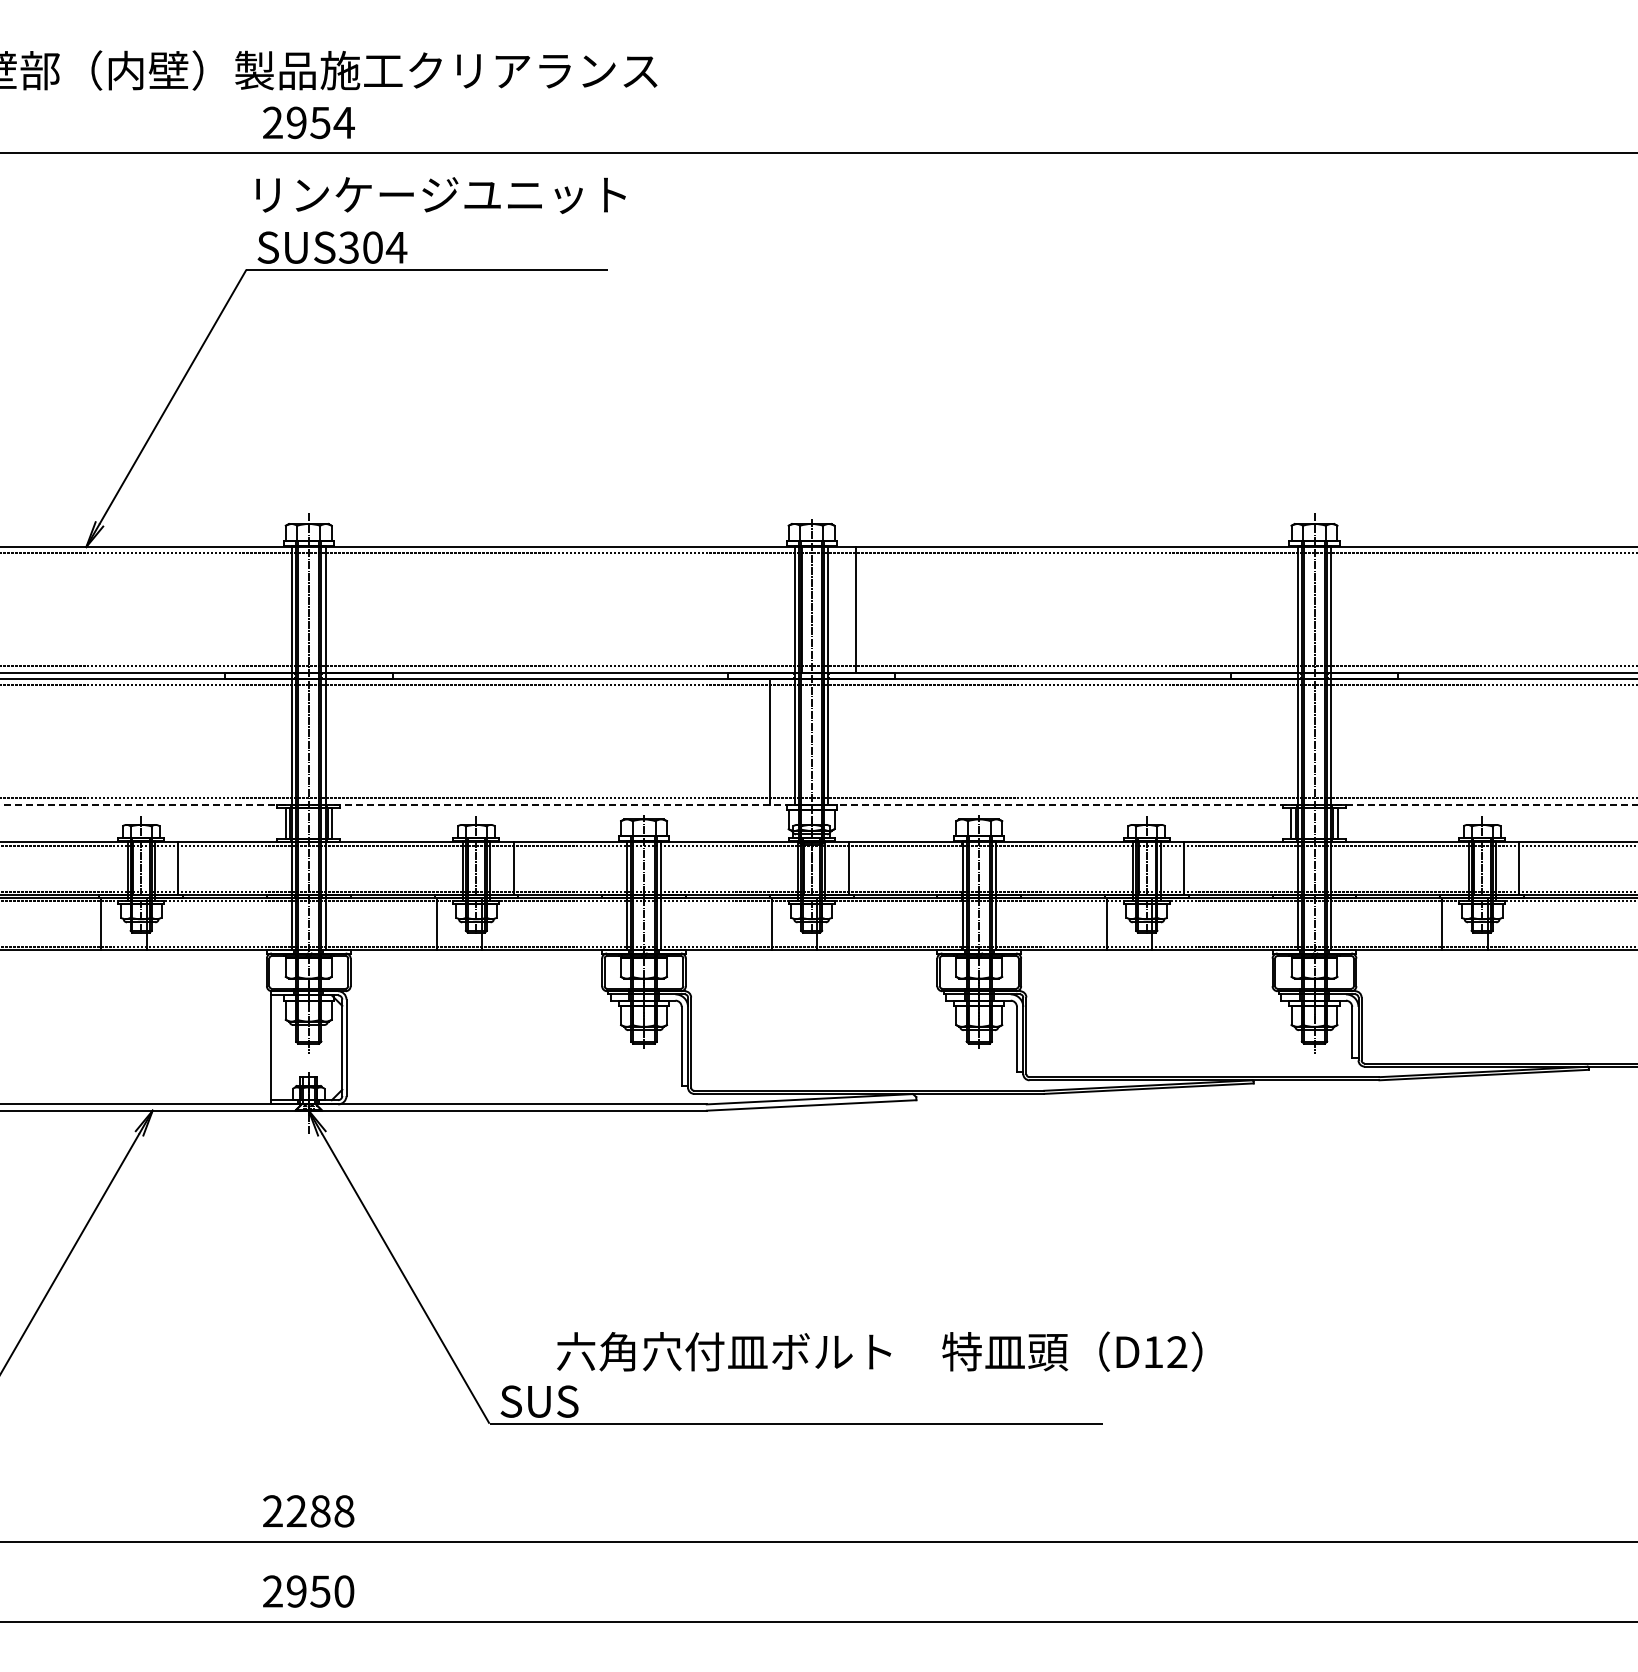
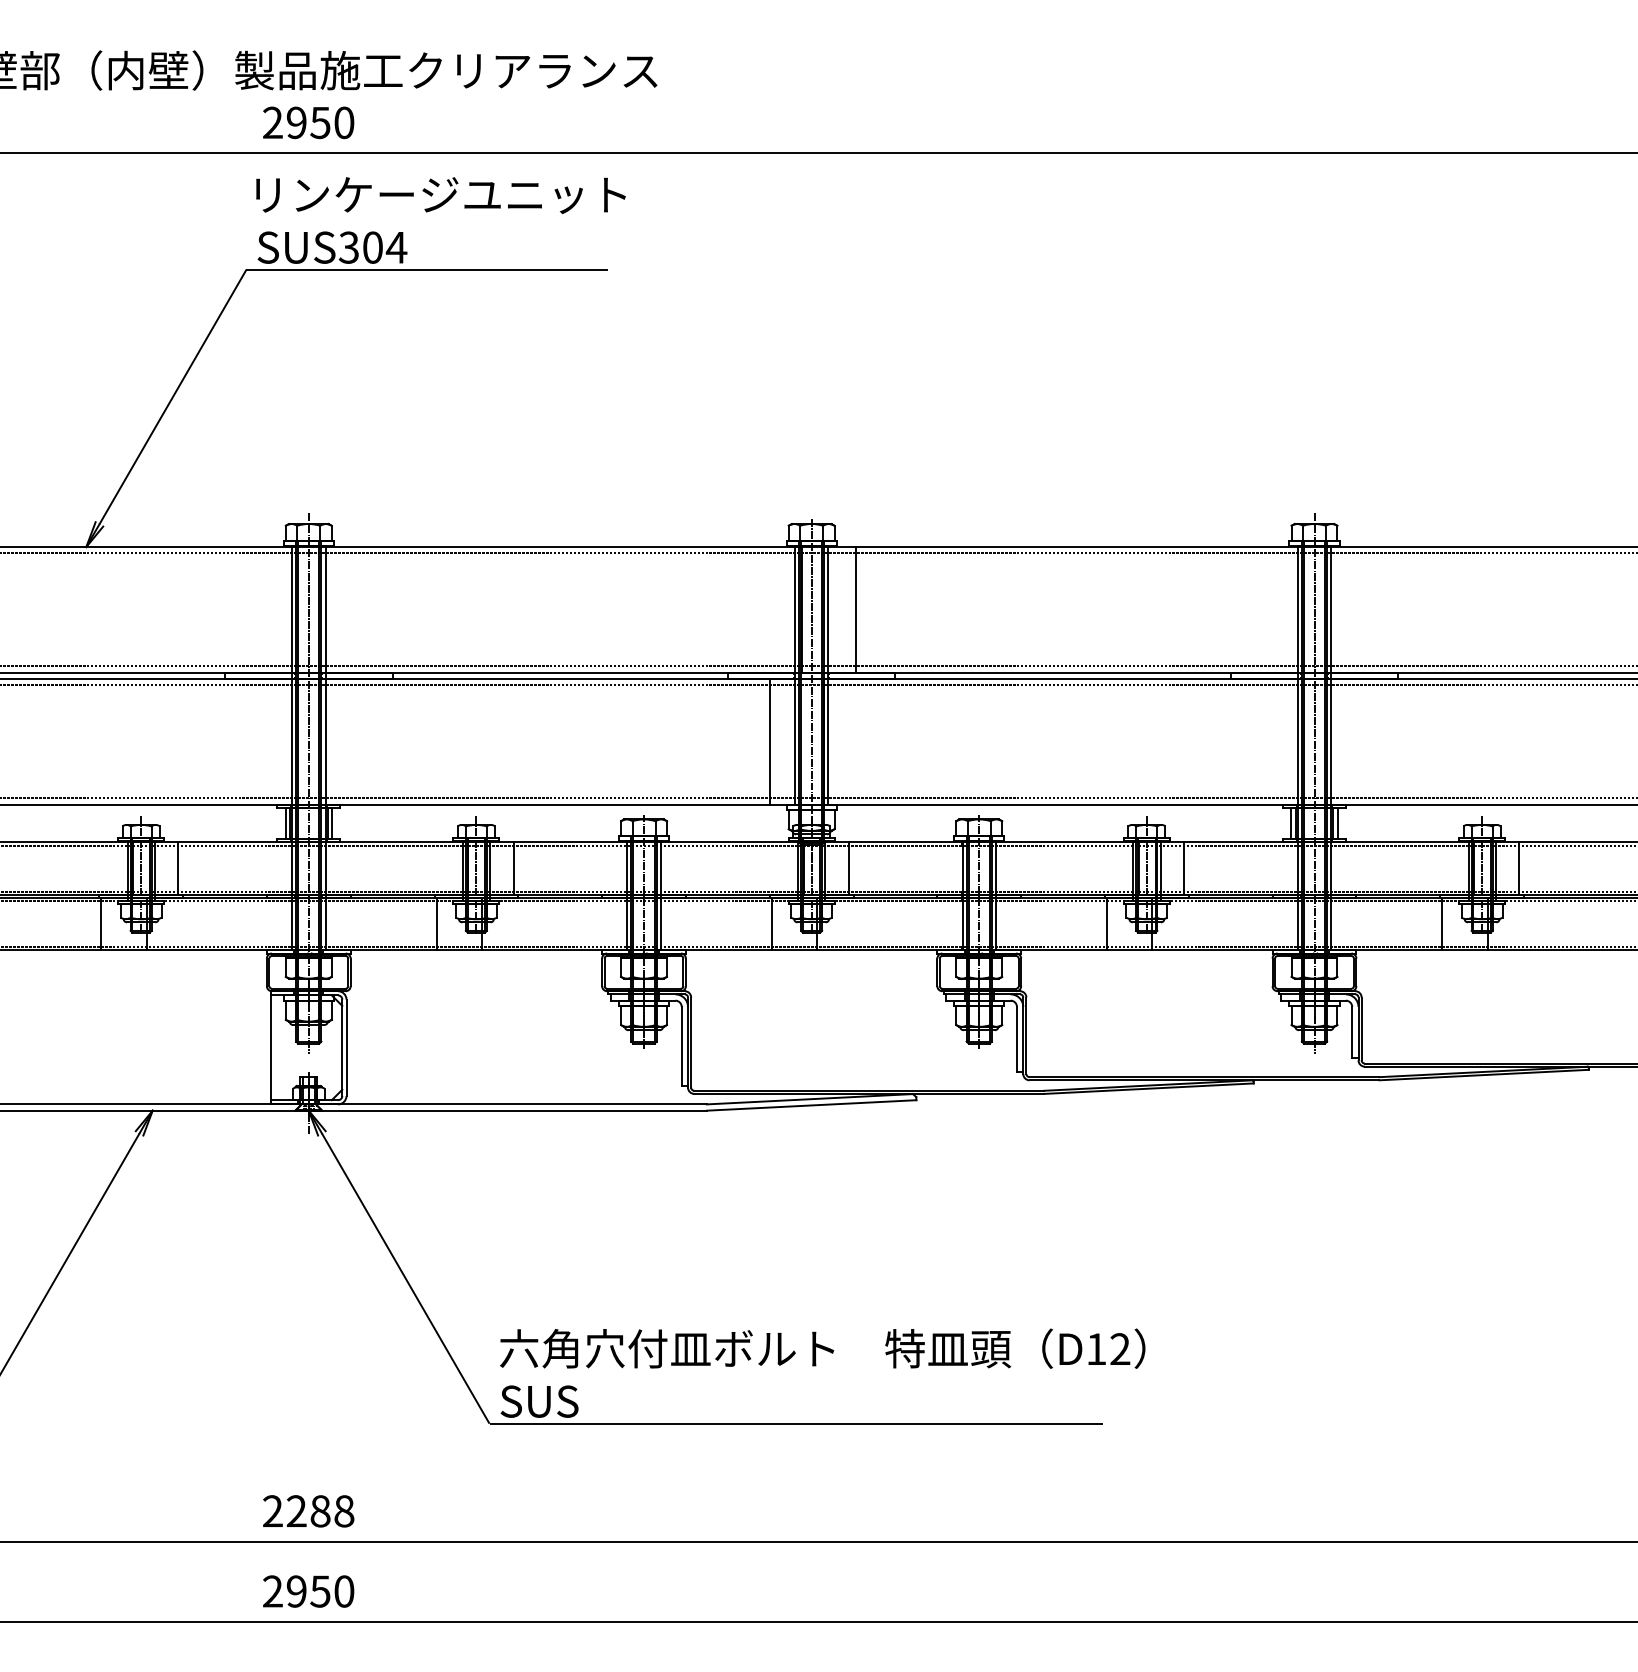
text: 2954 -> 2950 (343, 122)
line: dashed -> solid (818, 804)
text position: (879, 1351) -> (822, 1348) (822, 1348)
